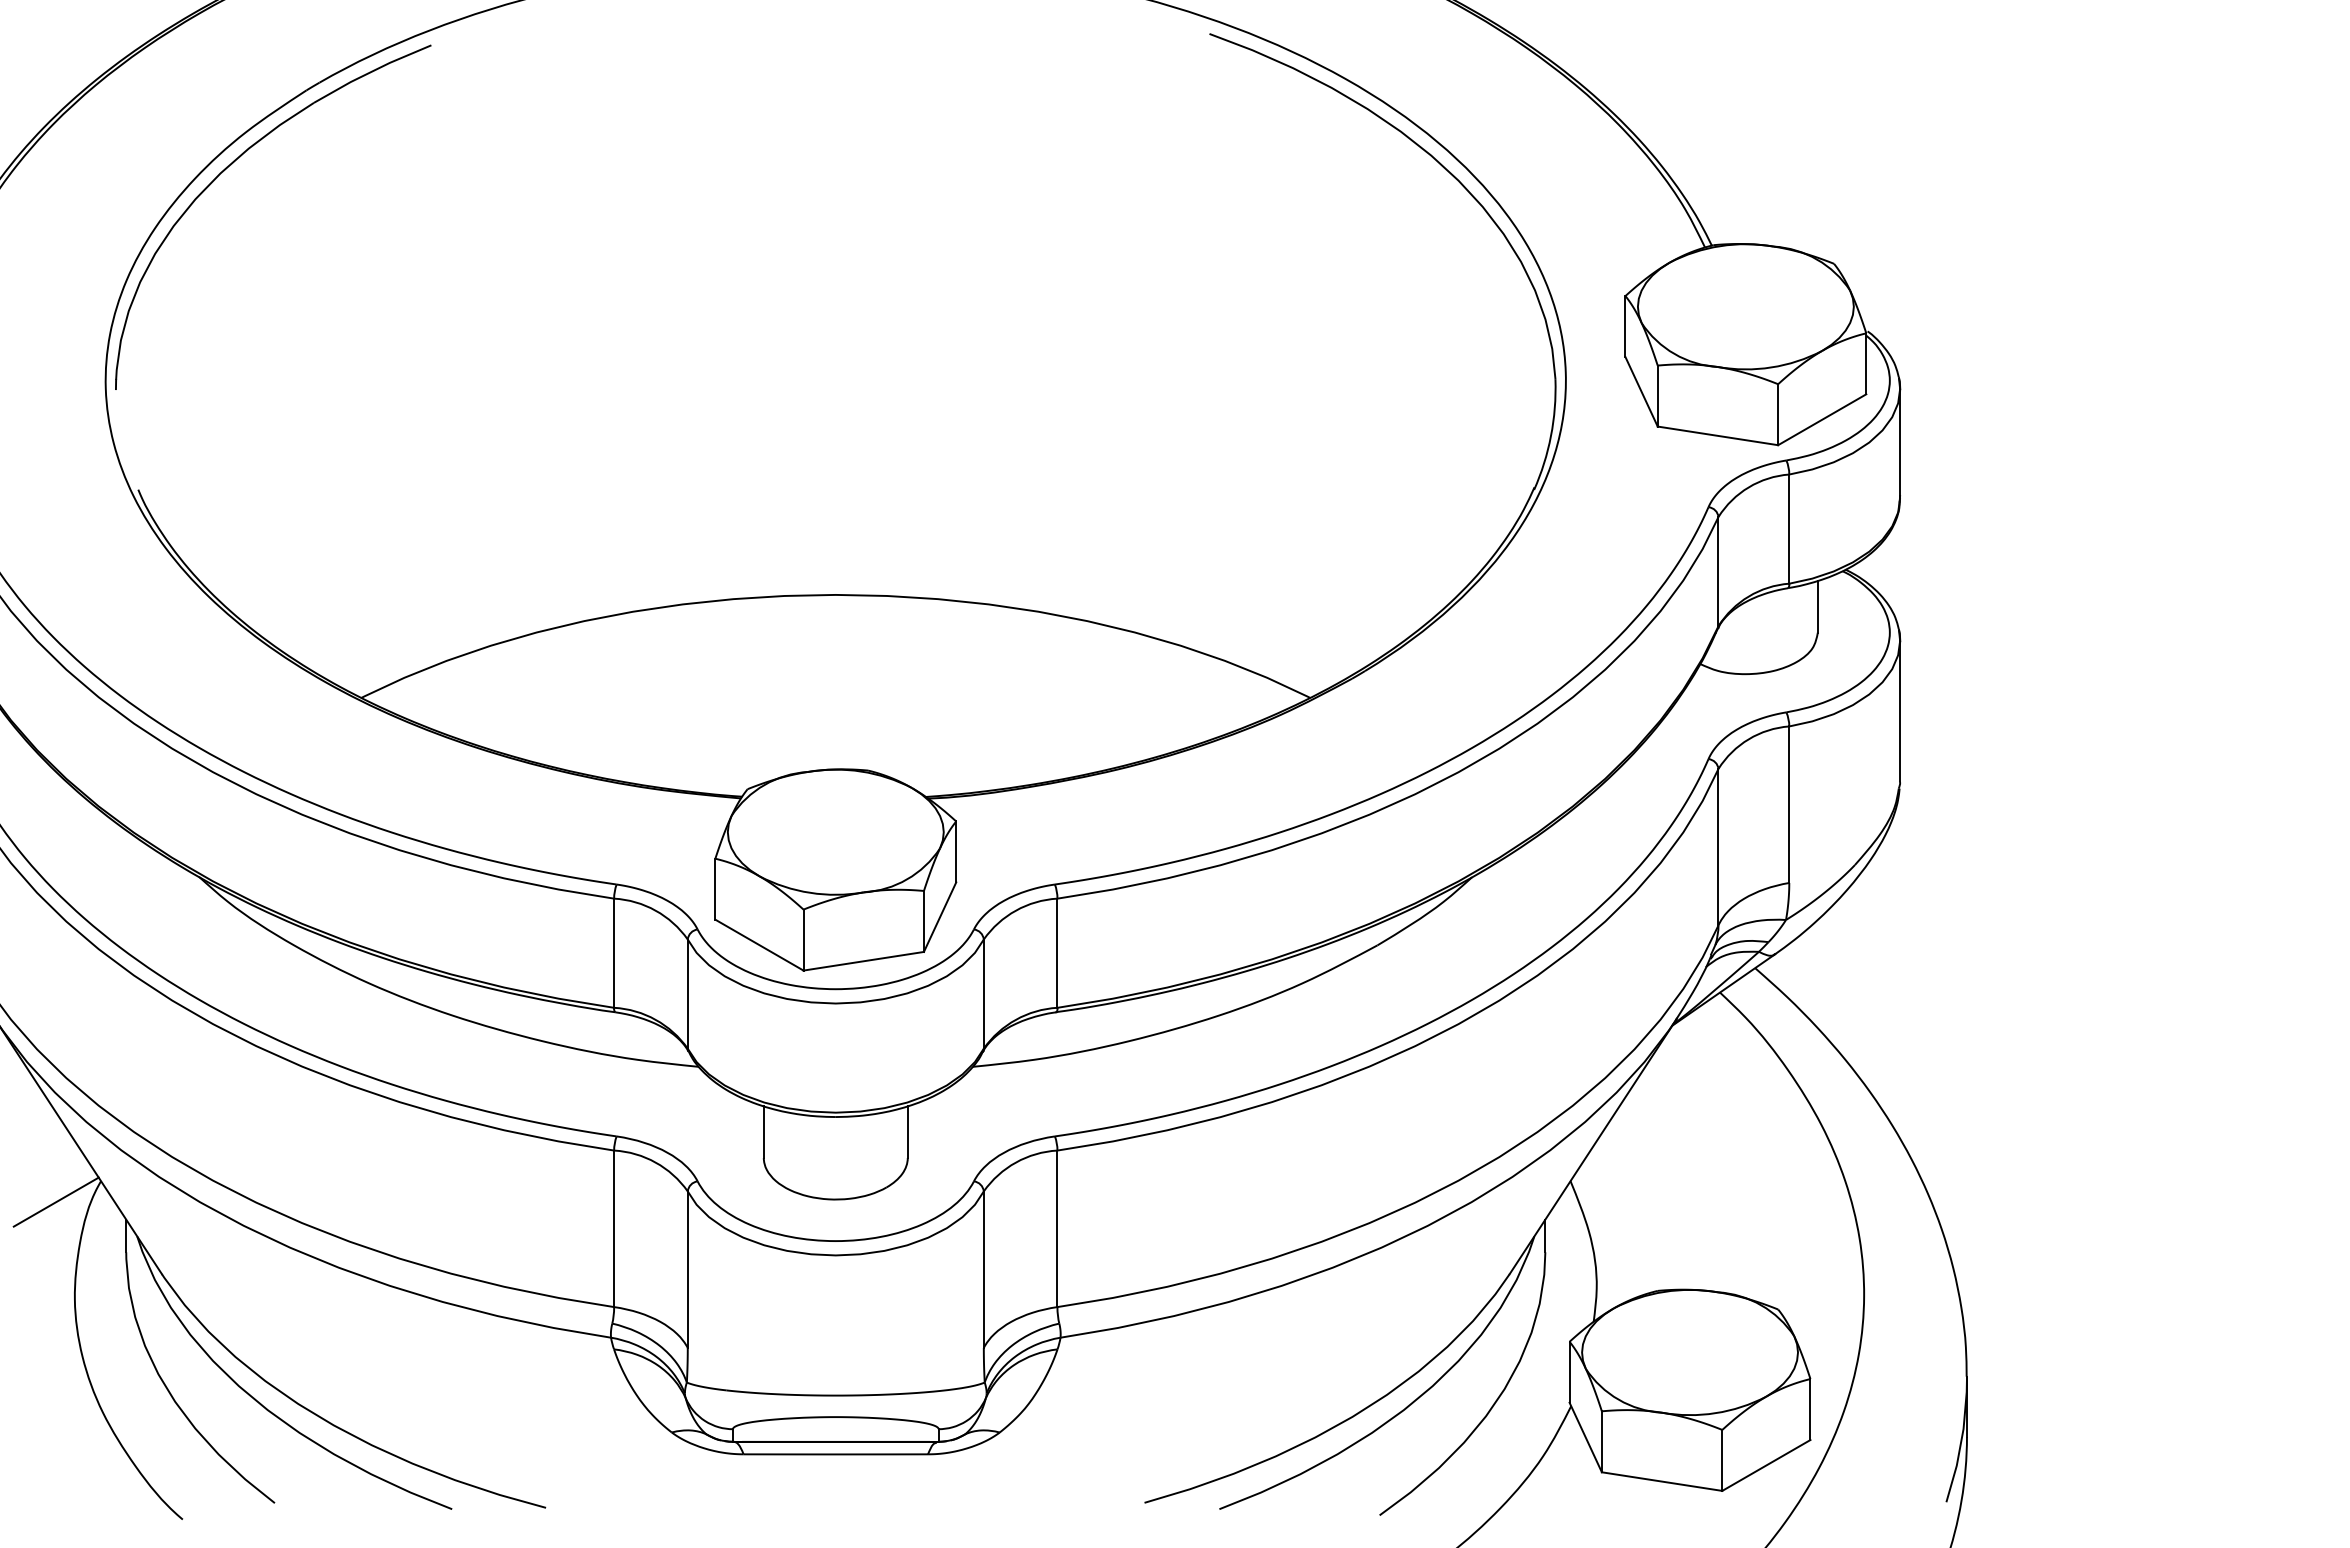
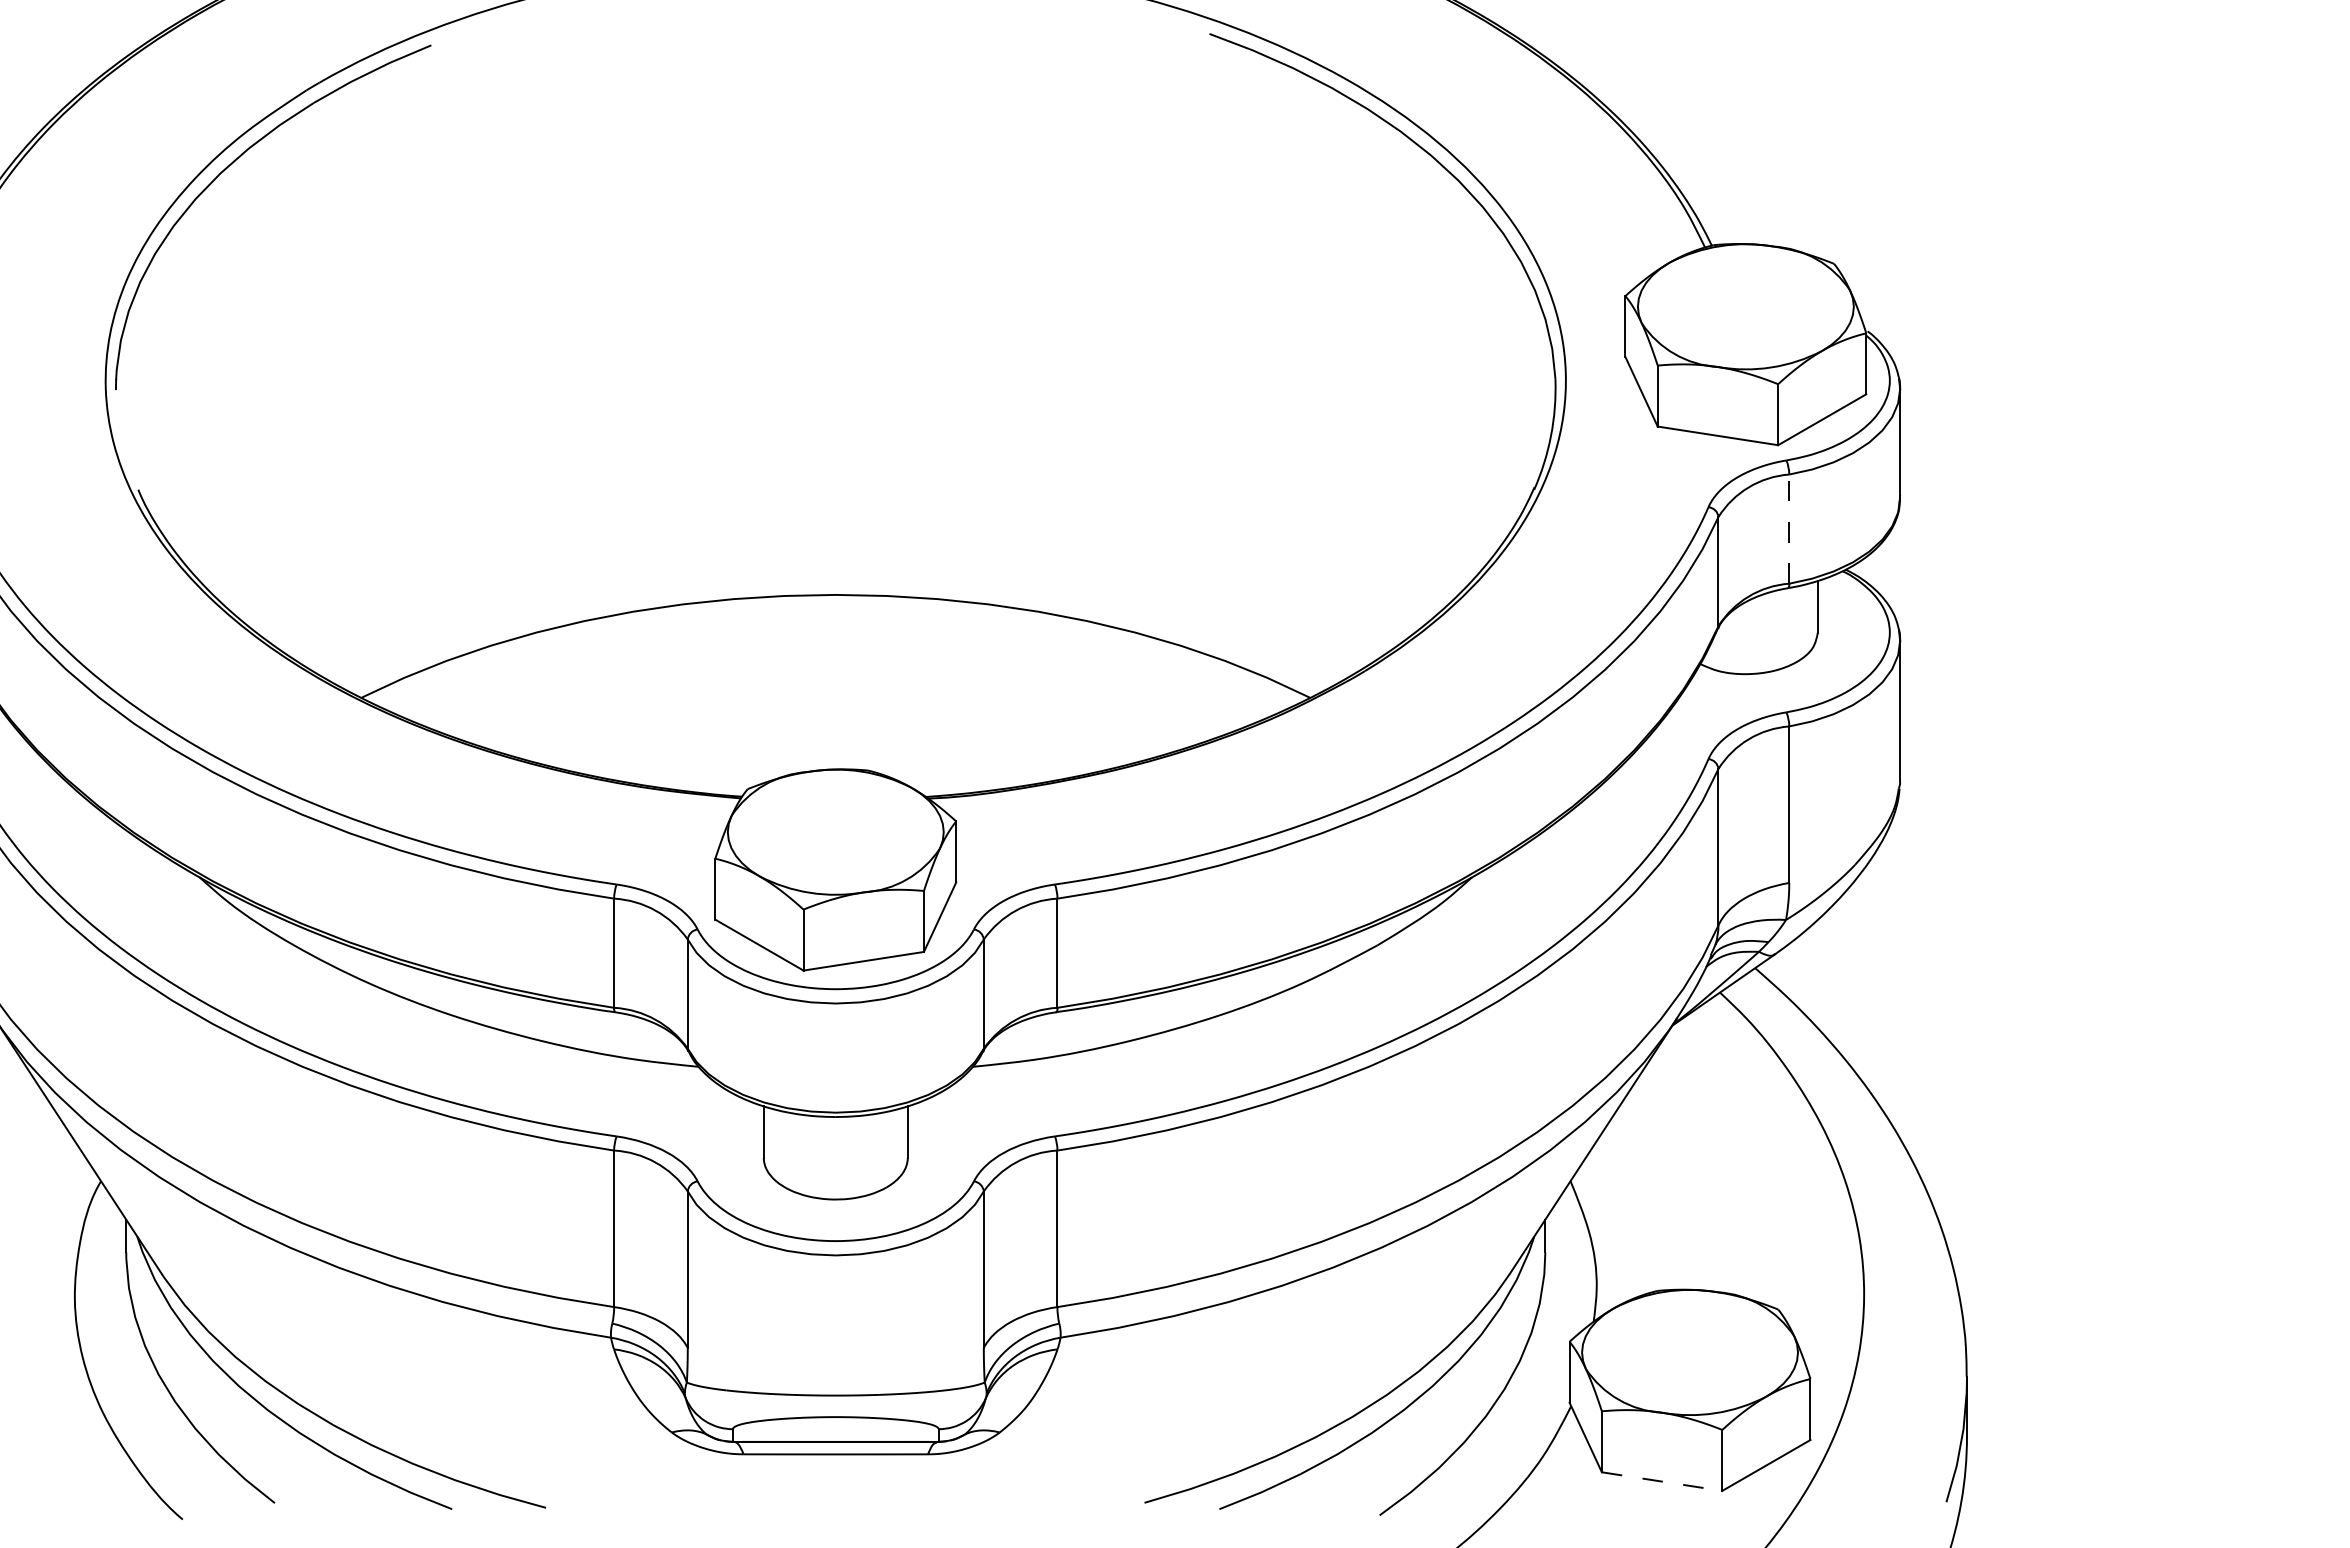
line: solid -> dashed (1789, 529)
line: present -> none (55, 1201)
line: solid -> dashed (1662, 1481)
